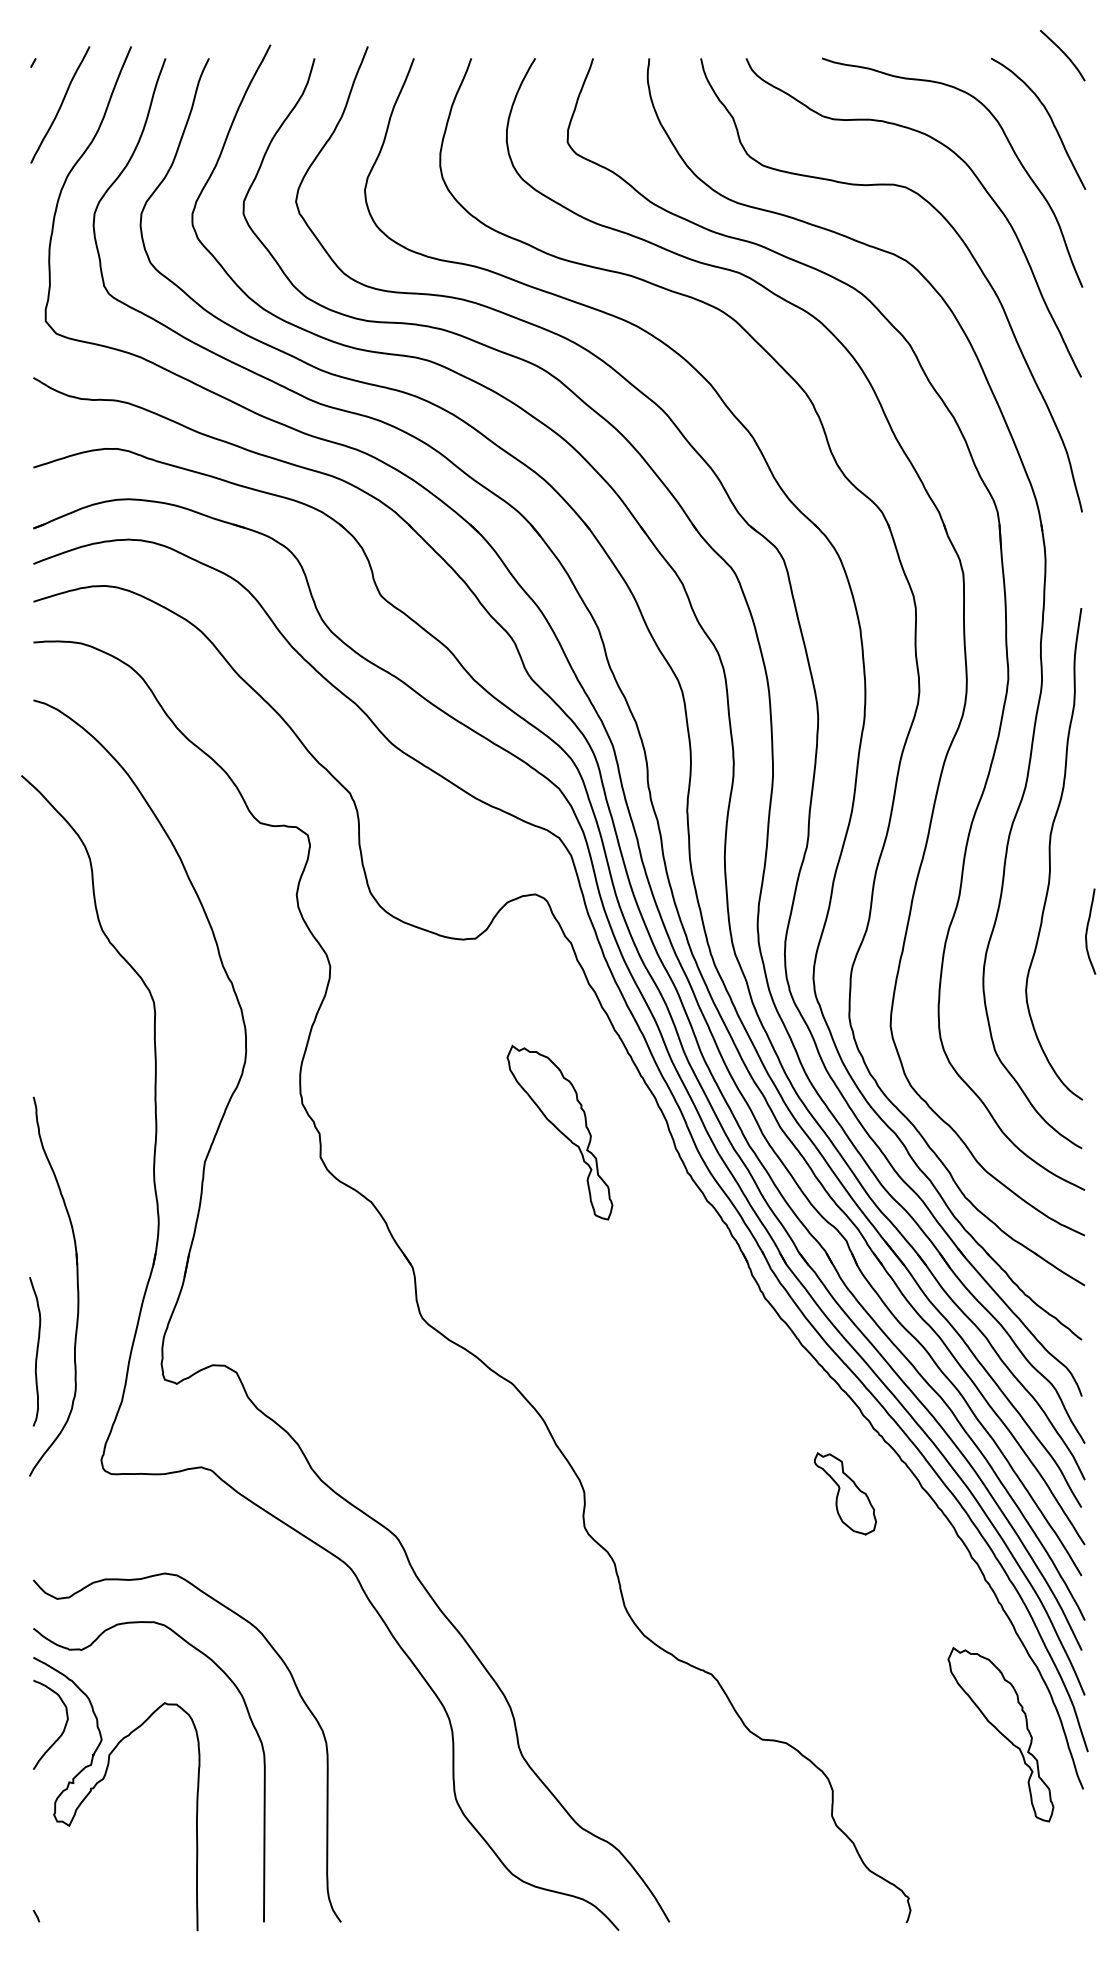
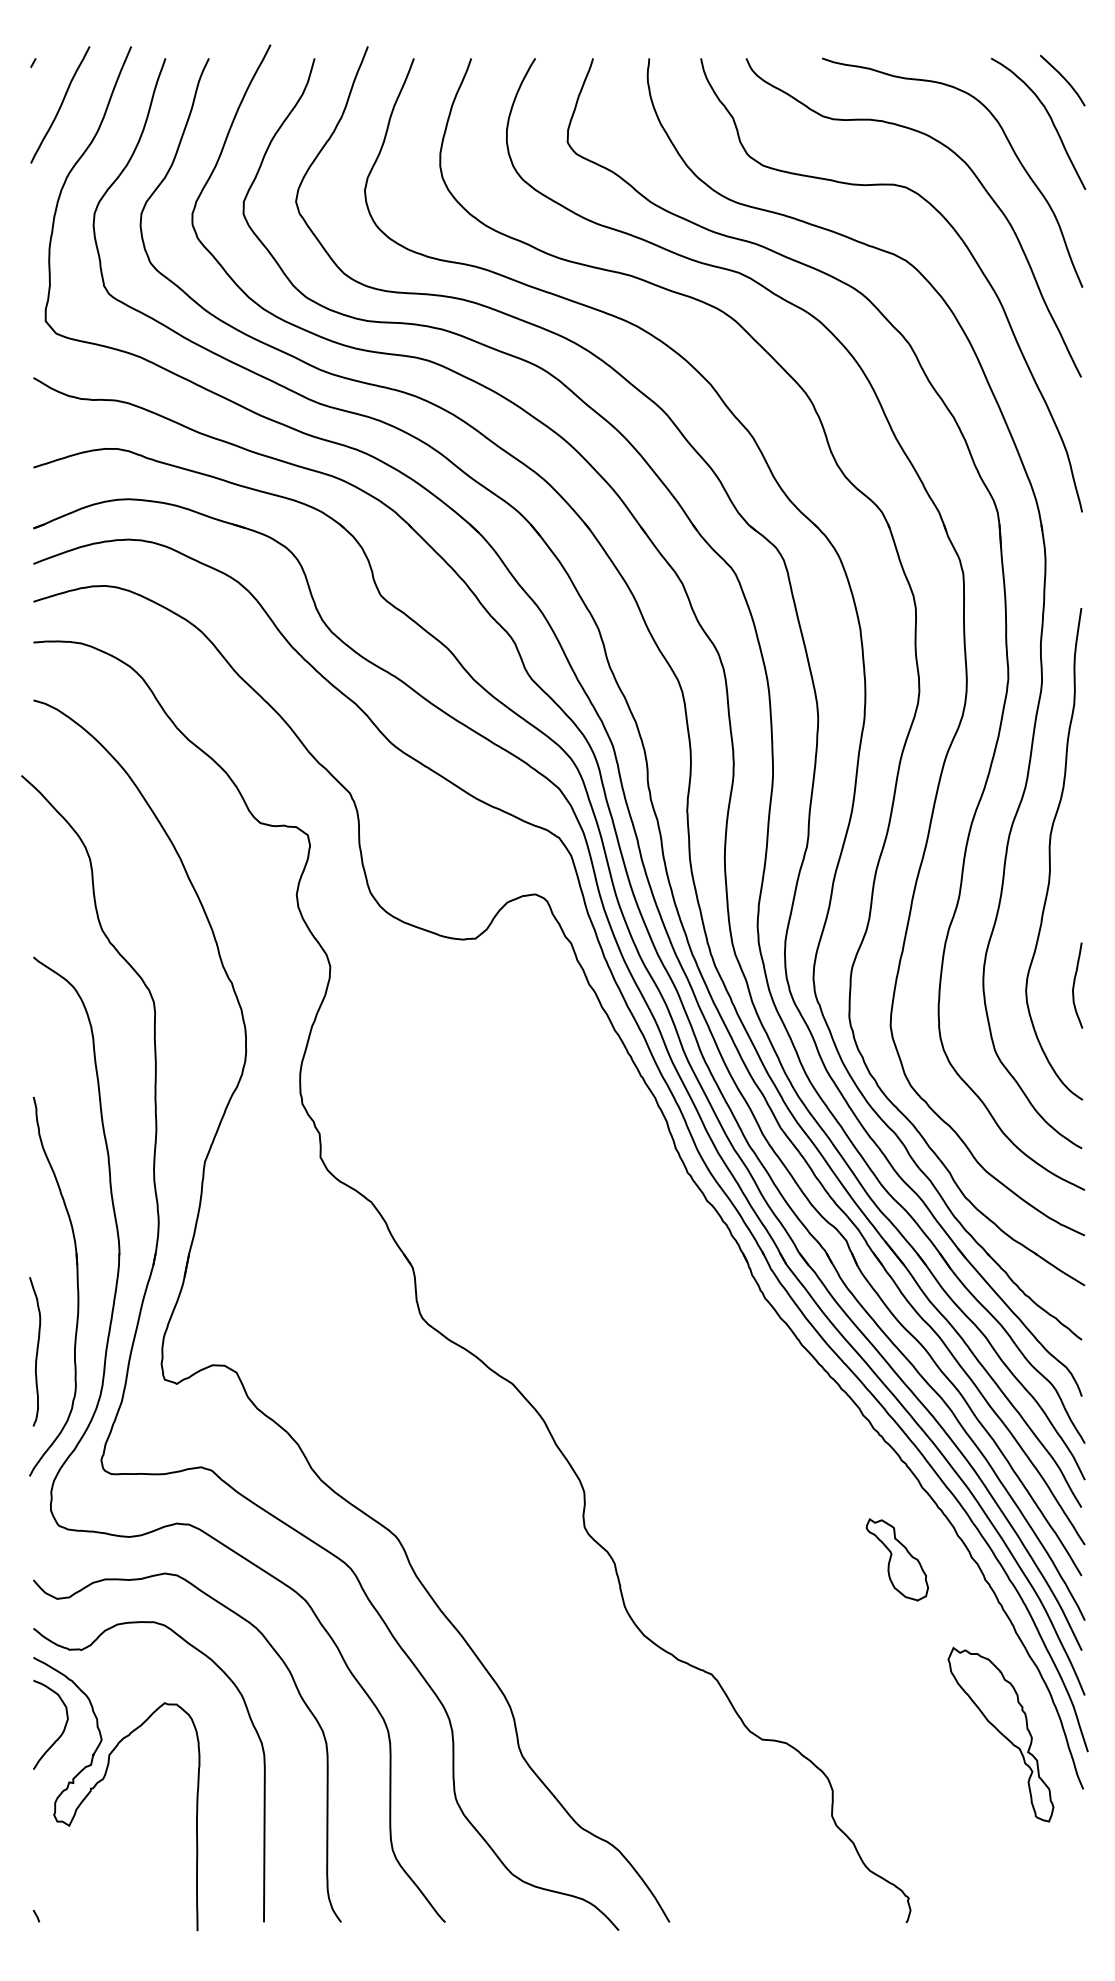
curve position: (1064, 55) -> (1064, 80) (1064, 80)
curve position: (1087, 931) -> (1074, 985) (1074, 985)
part: present -> none (559, 1132)
part position: (844, 1493) -> (896, 1559) (896, 1559)
part: none -> present (198, 1527)
